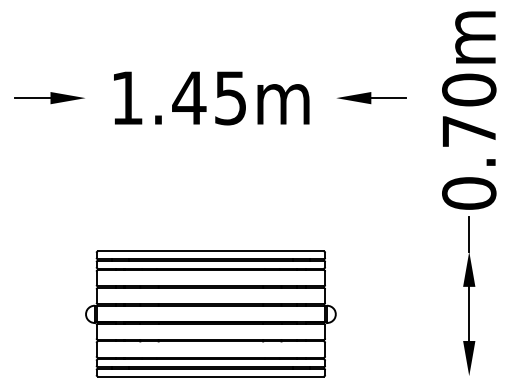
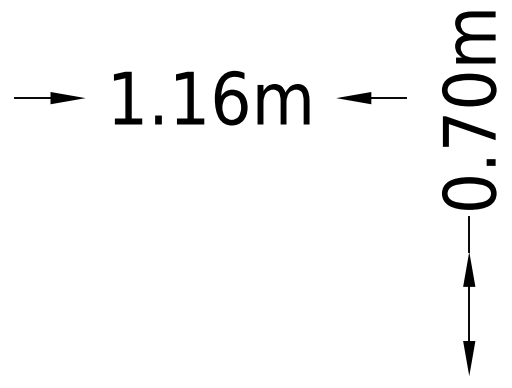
text: 1.45m -> 1.16m (209, 97)
part: present -> none (210, 313)
